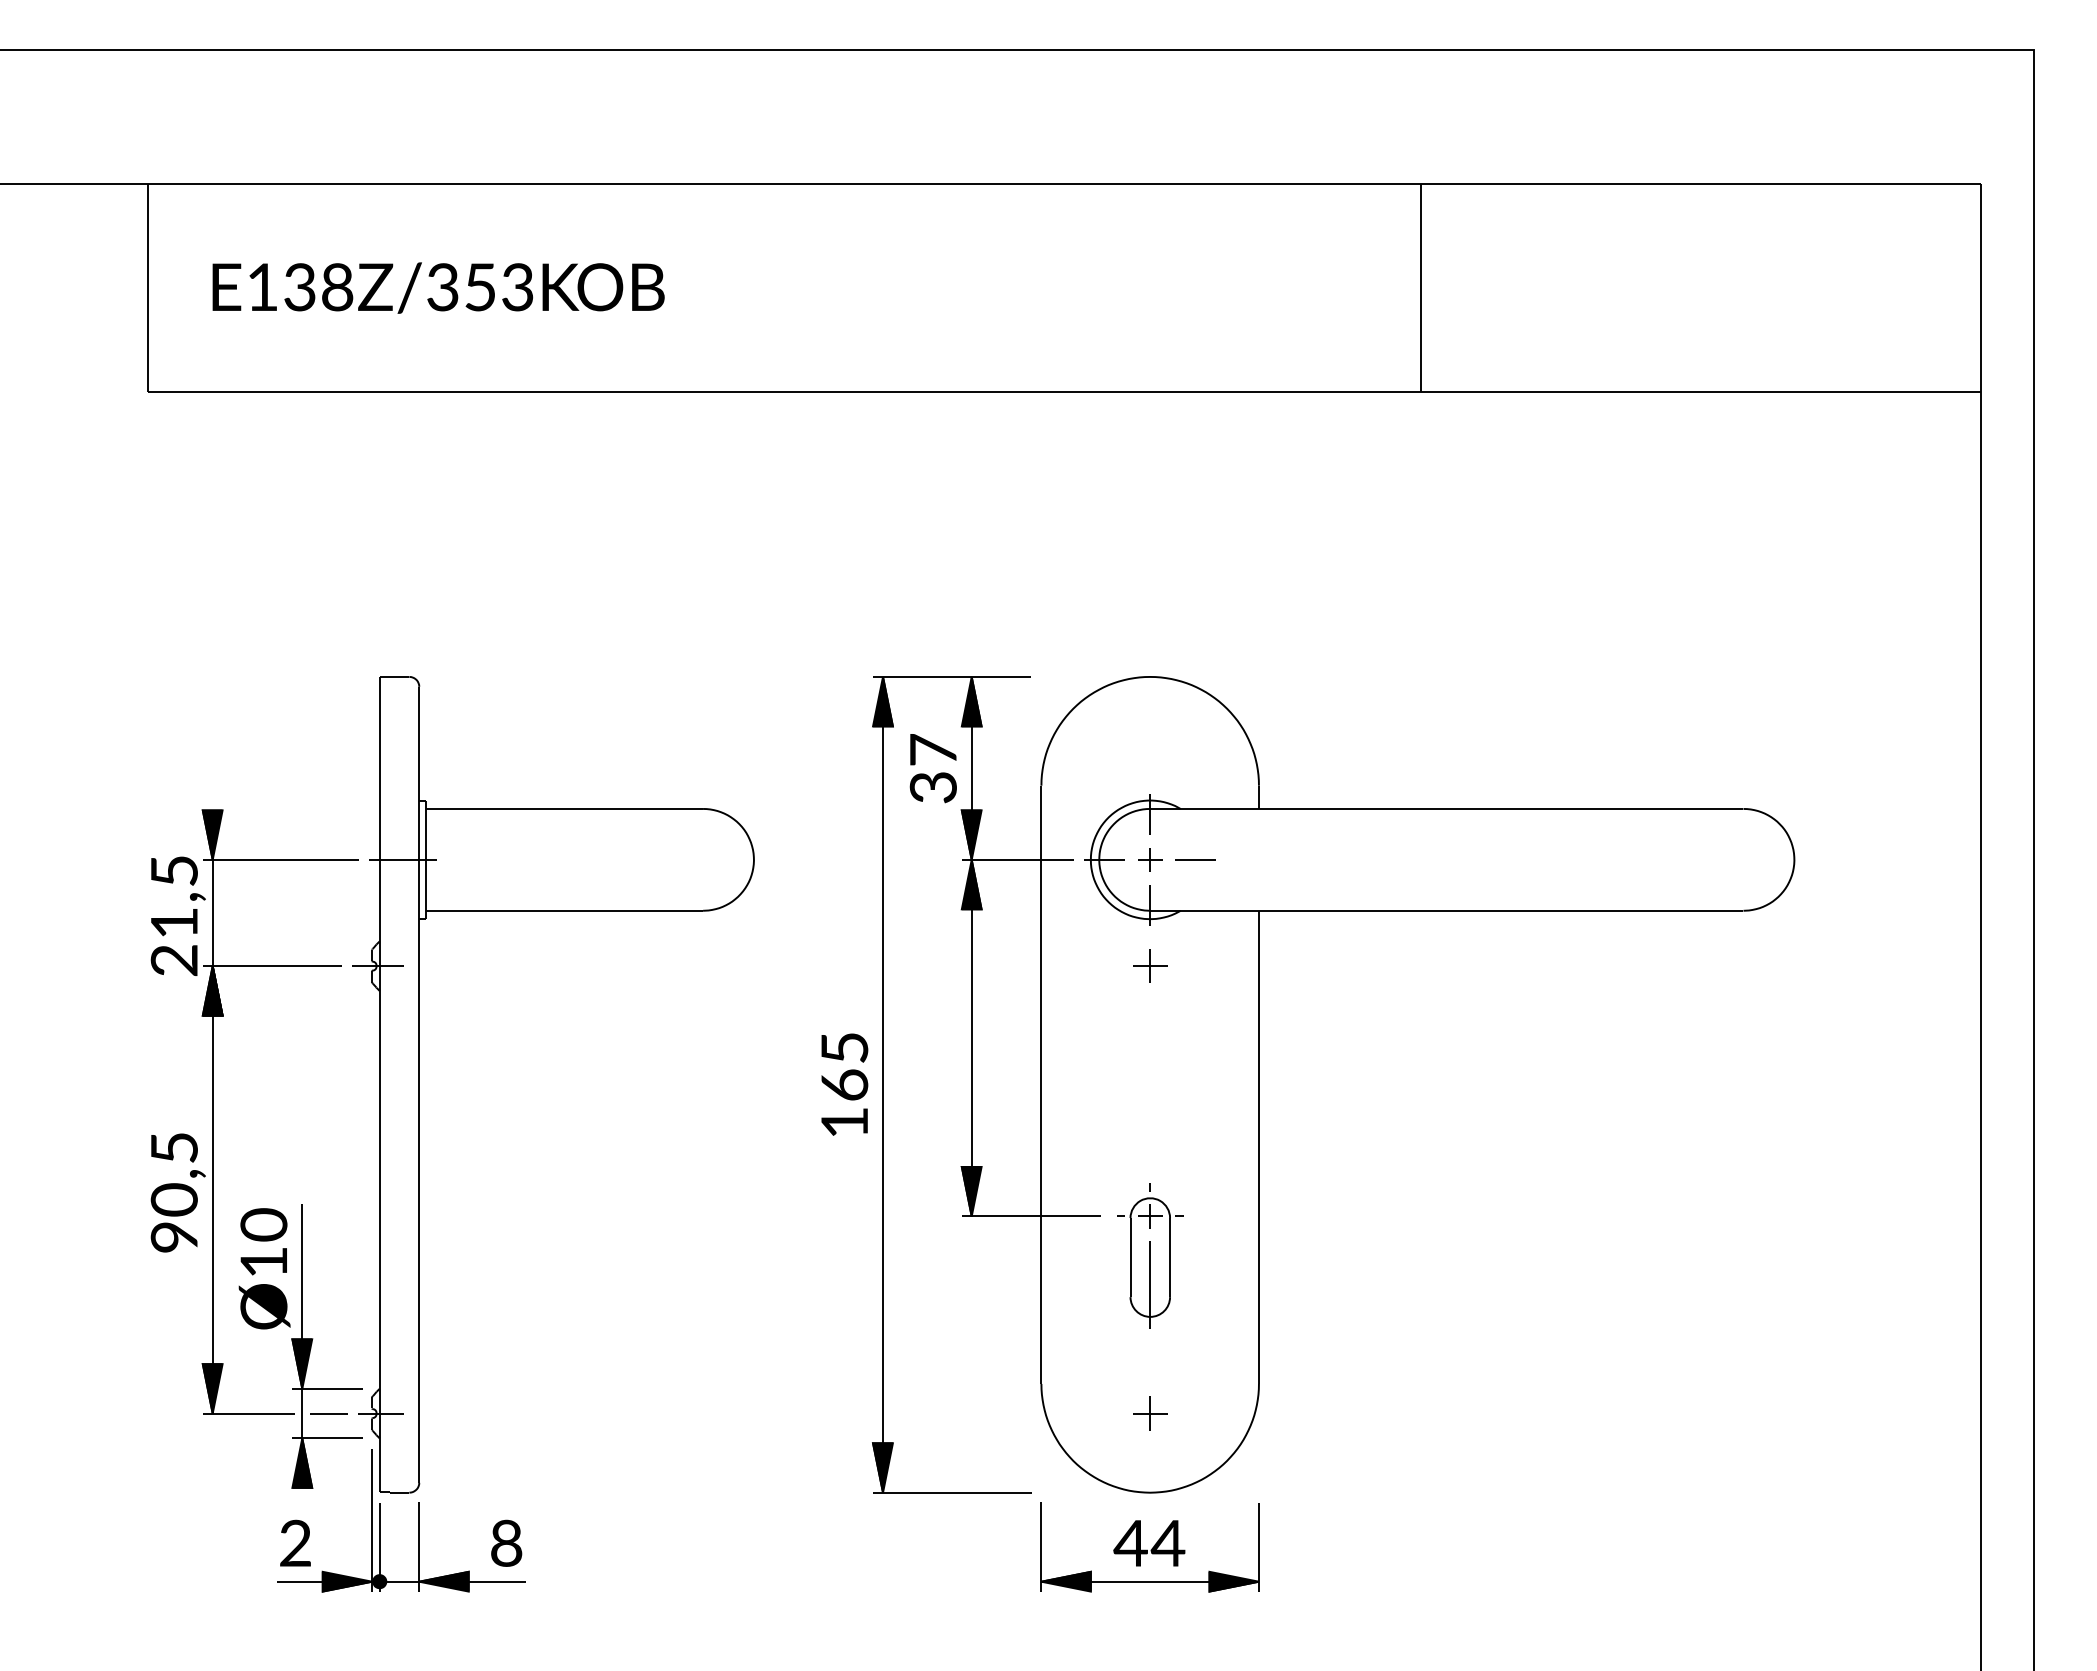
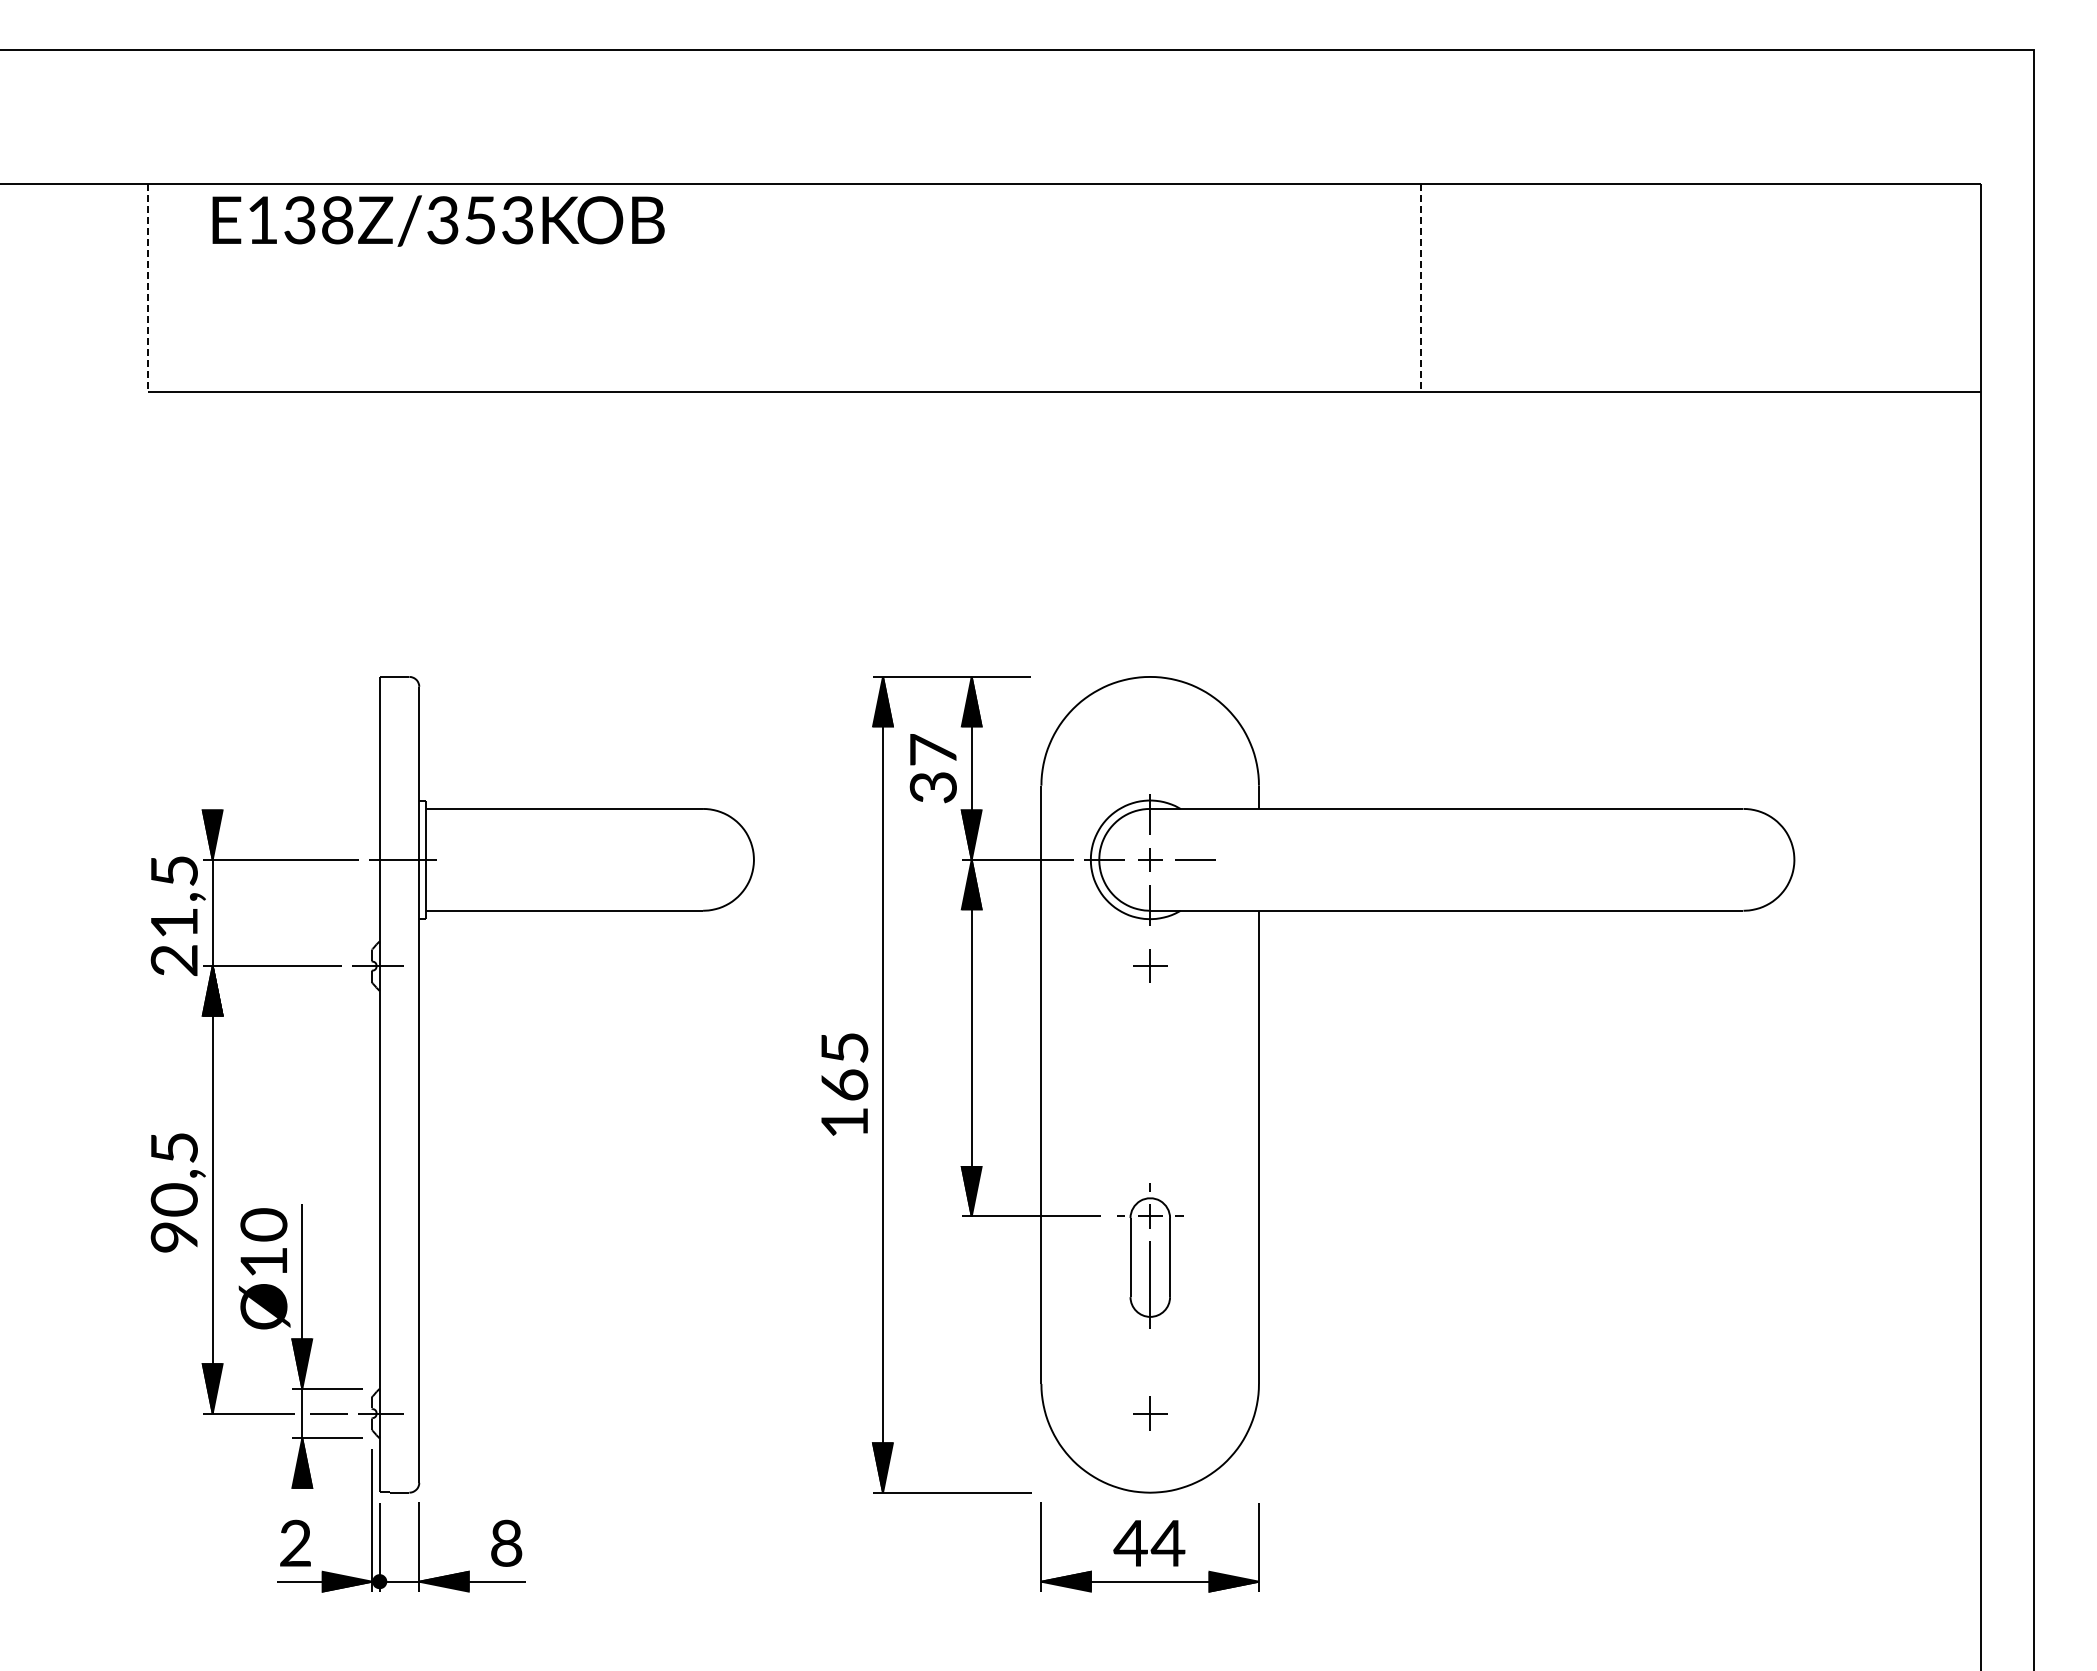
text position: (438, 287) -> (438, 220) (438, 220)
line: solid -> dashed (1421, 287)
line: solid -> dashed (147, 288)
